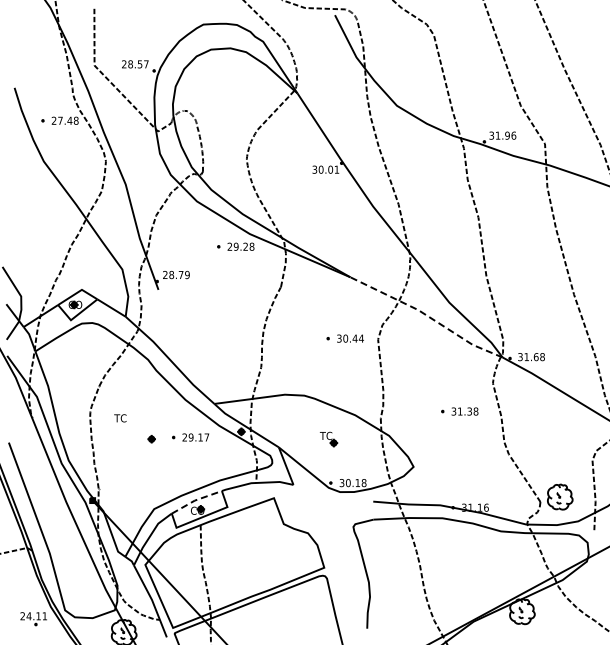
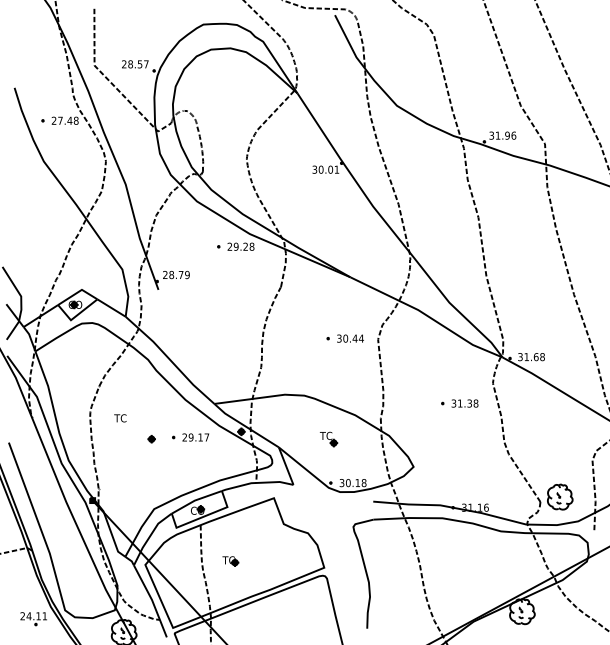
line: dashed -> solid (427, 315)
part position: (459, 411) -> (459, 403) (459, 403)
line: dashed -> solid (195, 500)
part: none -> present (230, 561)
